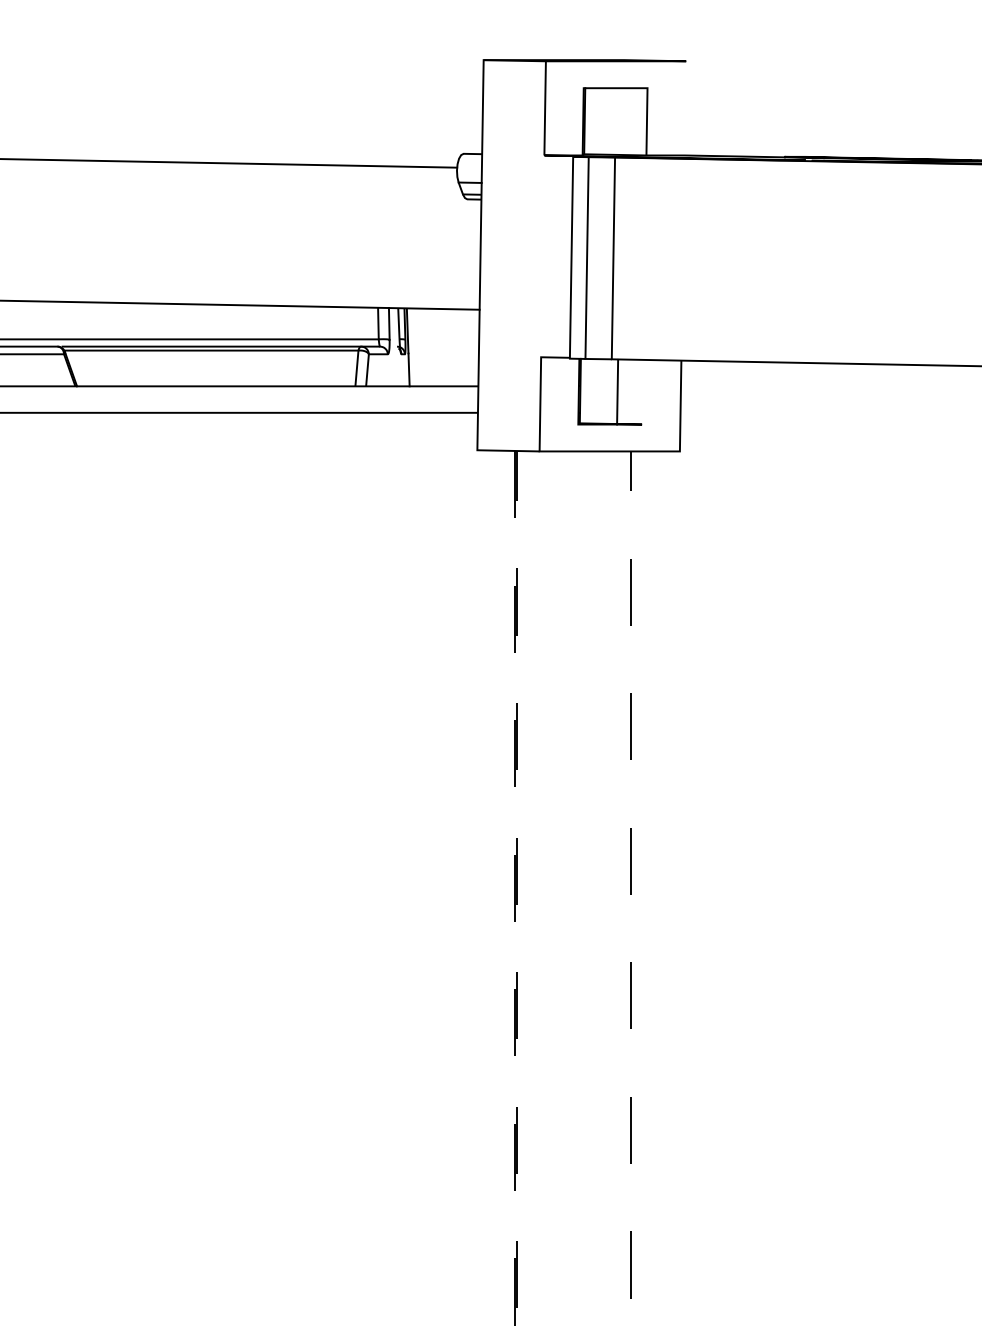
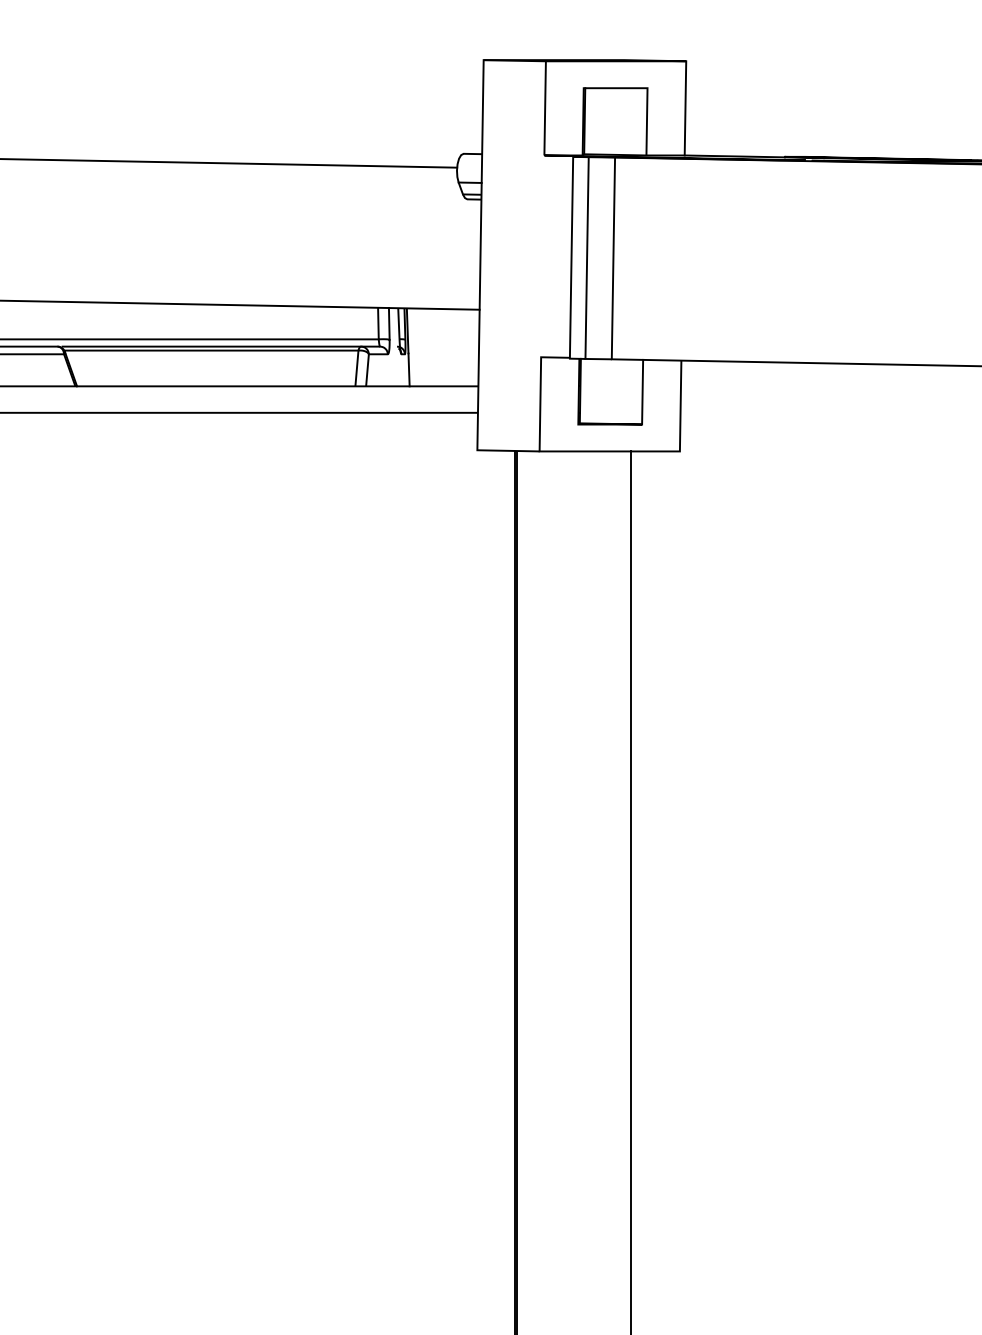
line: none -> present (685, 108)
line position: (617, 391) -> (642, 391) (642, 391)
line: dashed -> solid (630, 892)
line: dashed -> solid (517, 1334)
